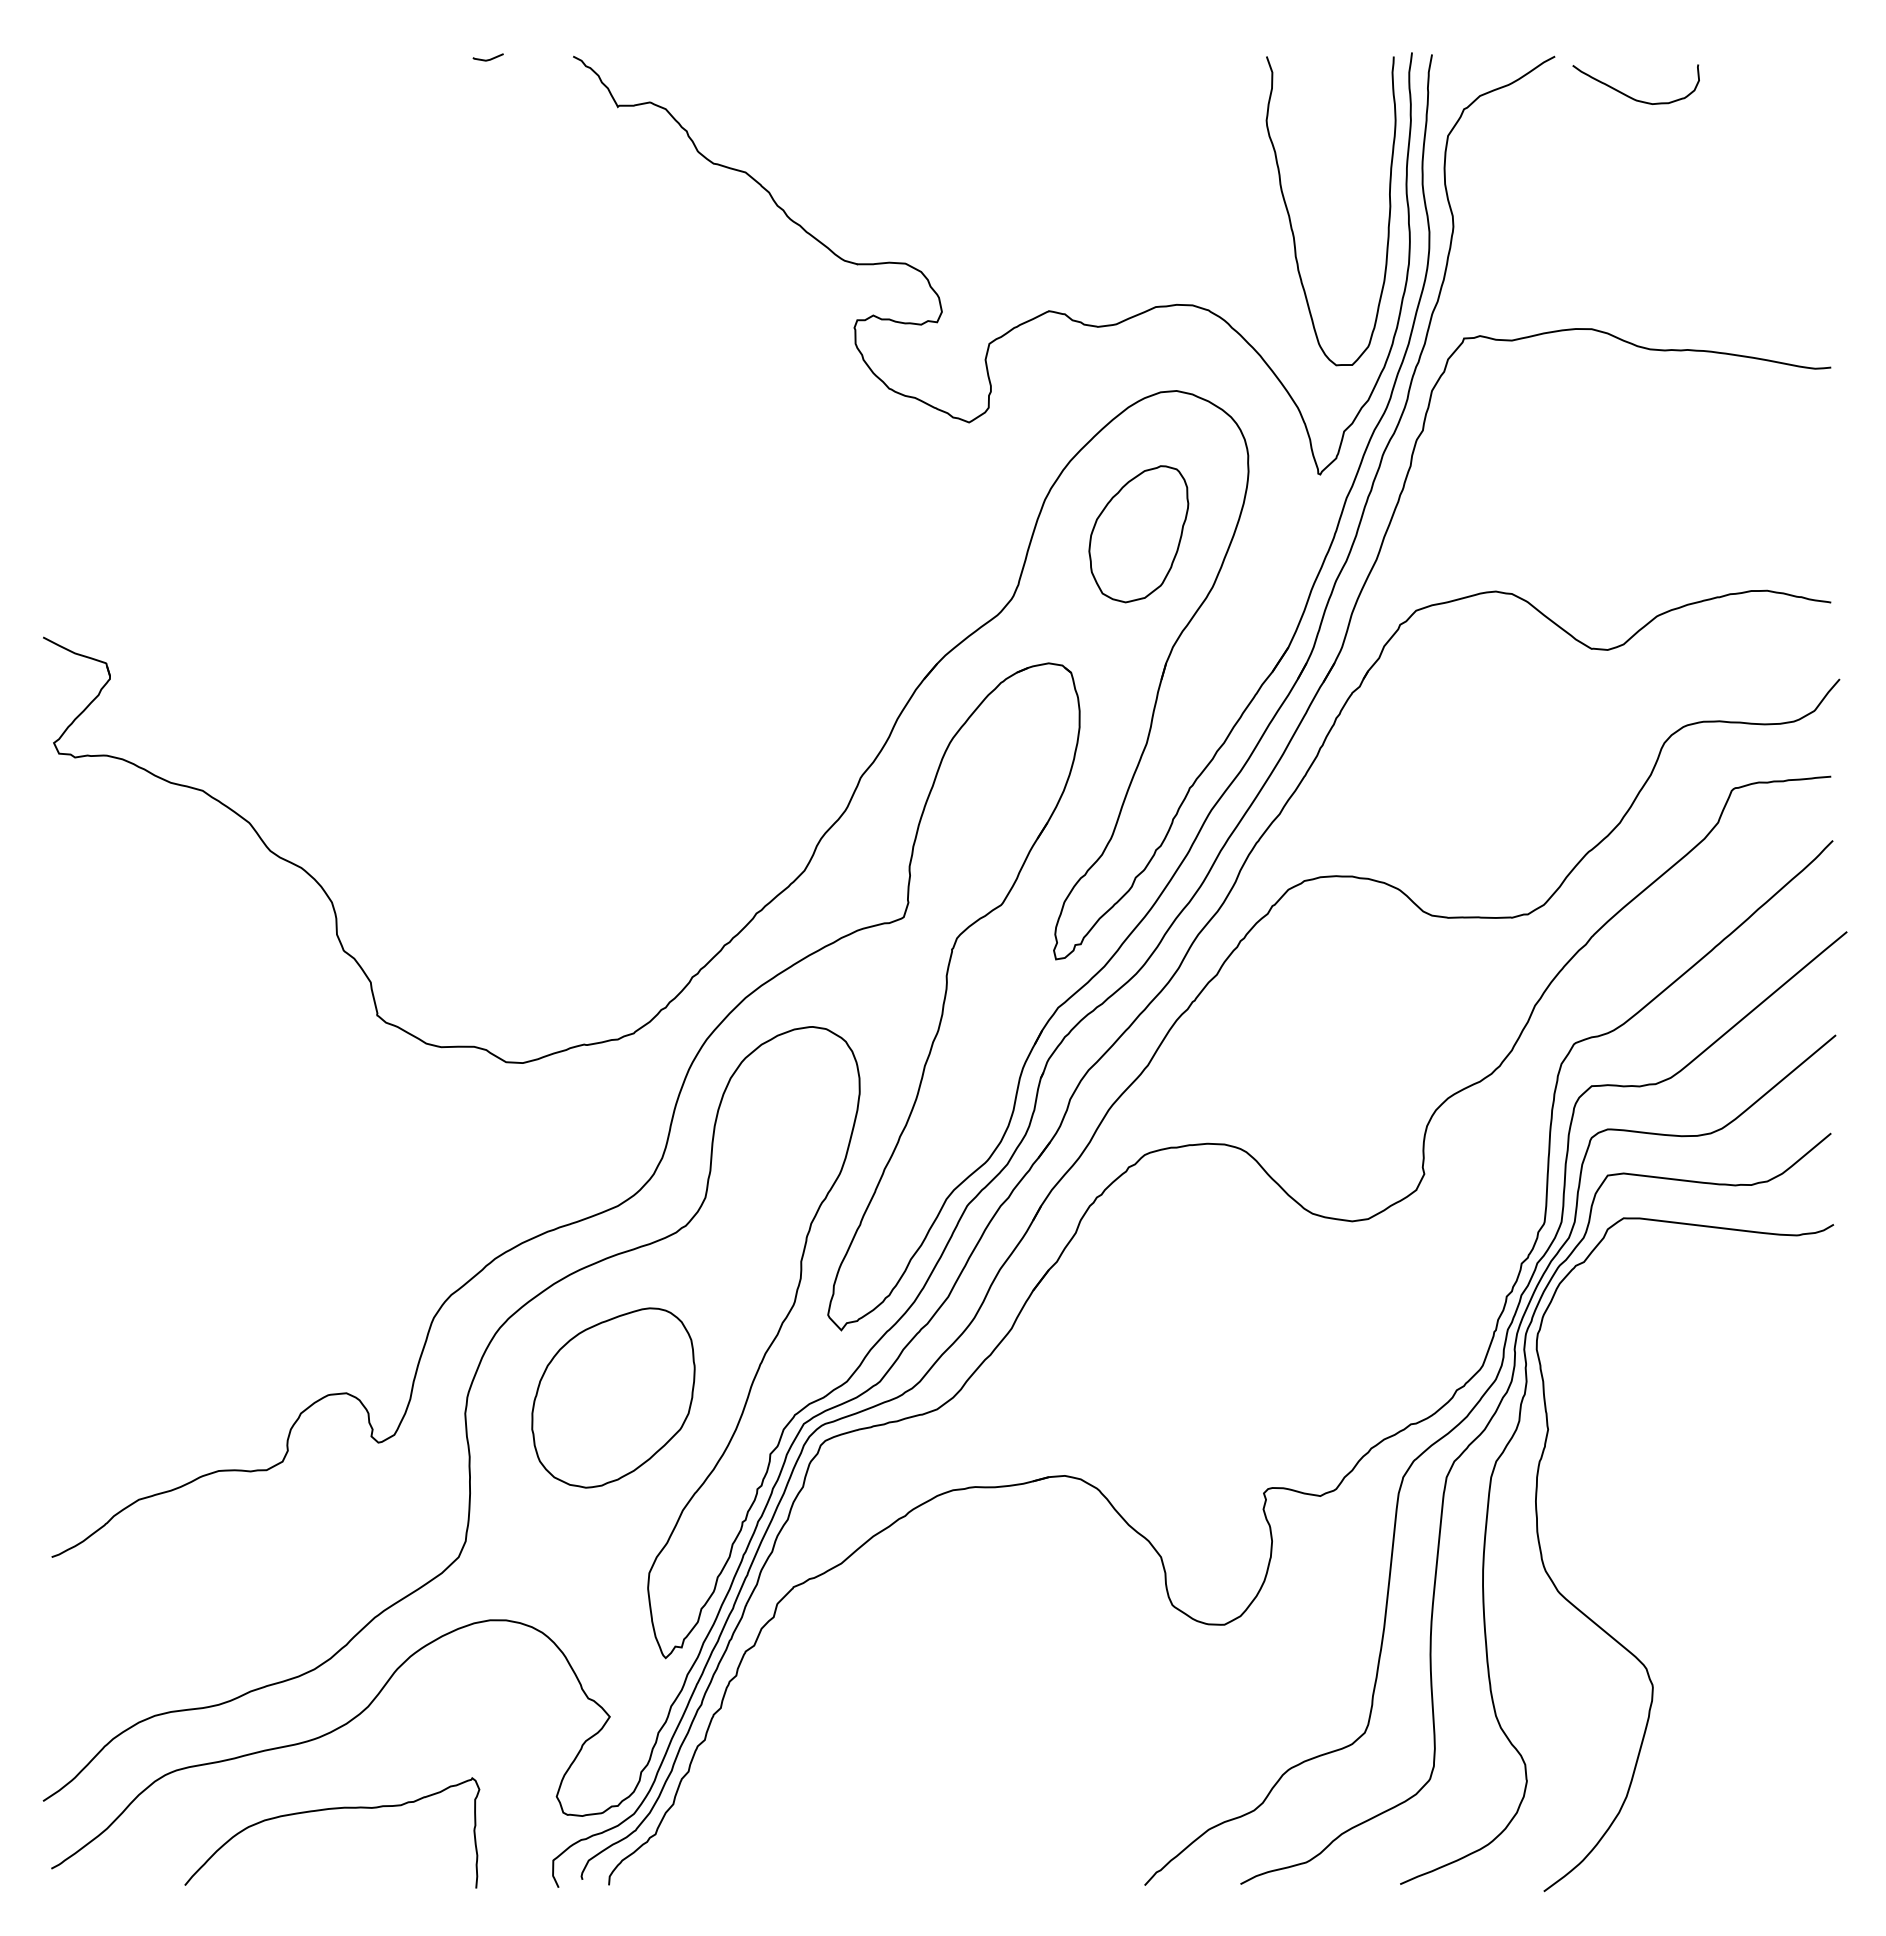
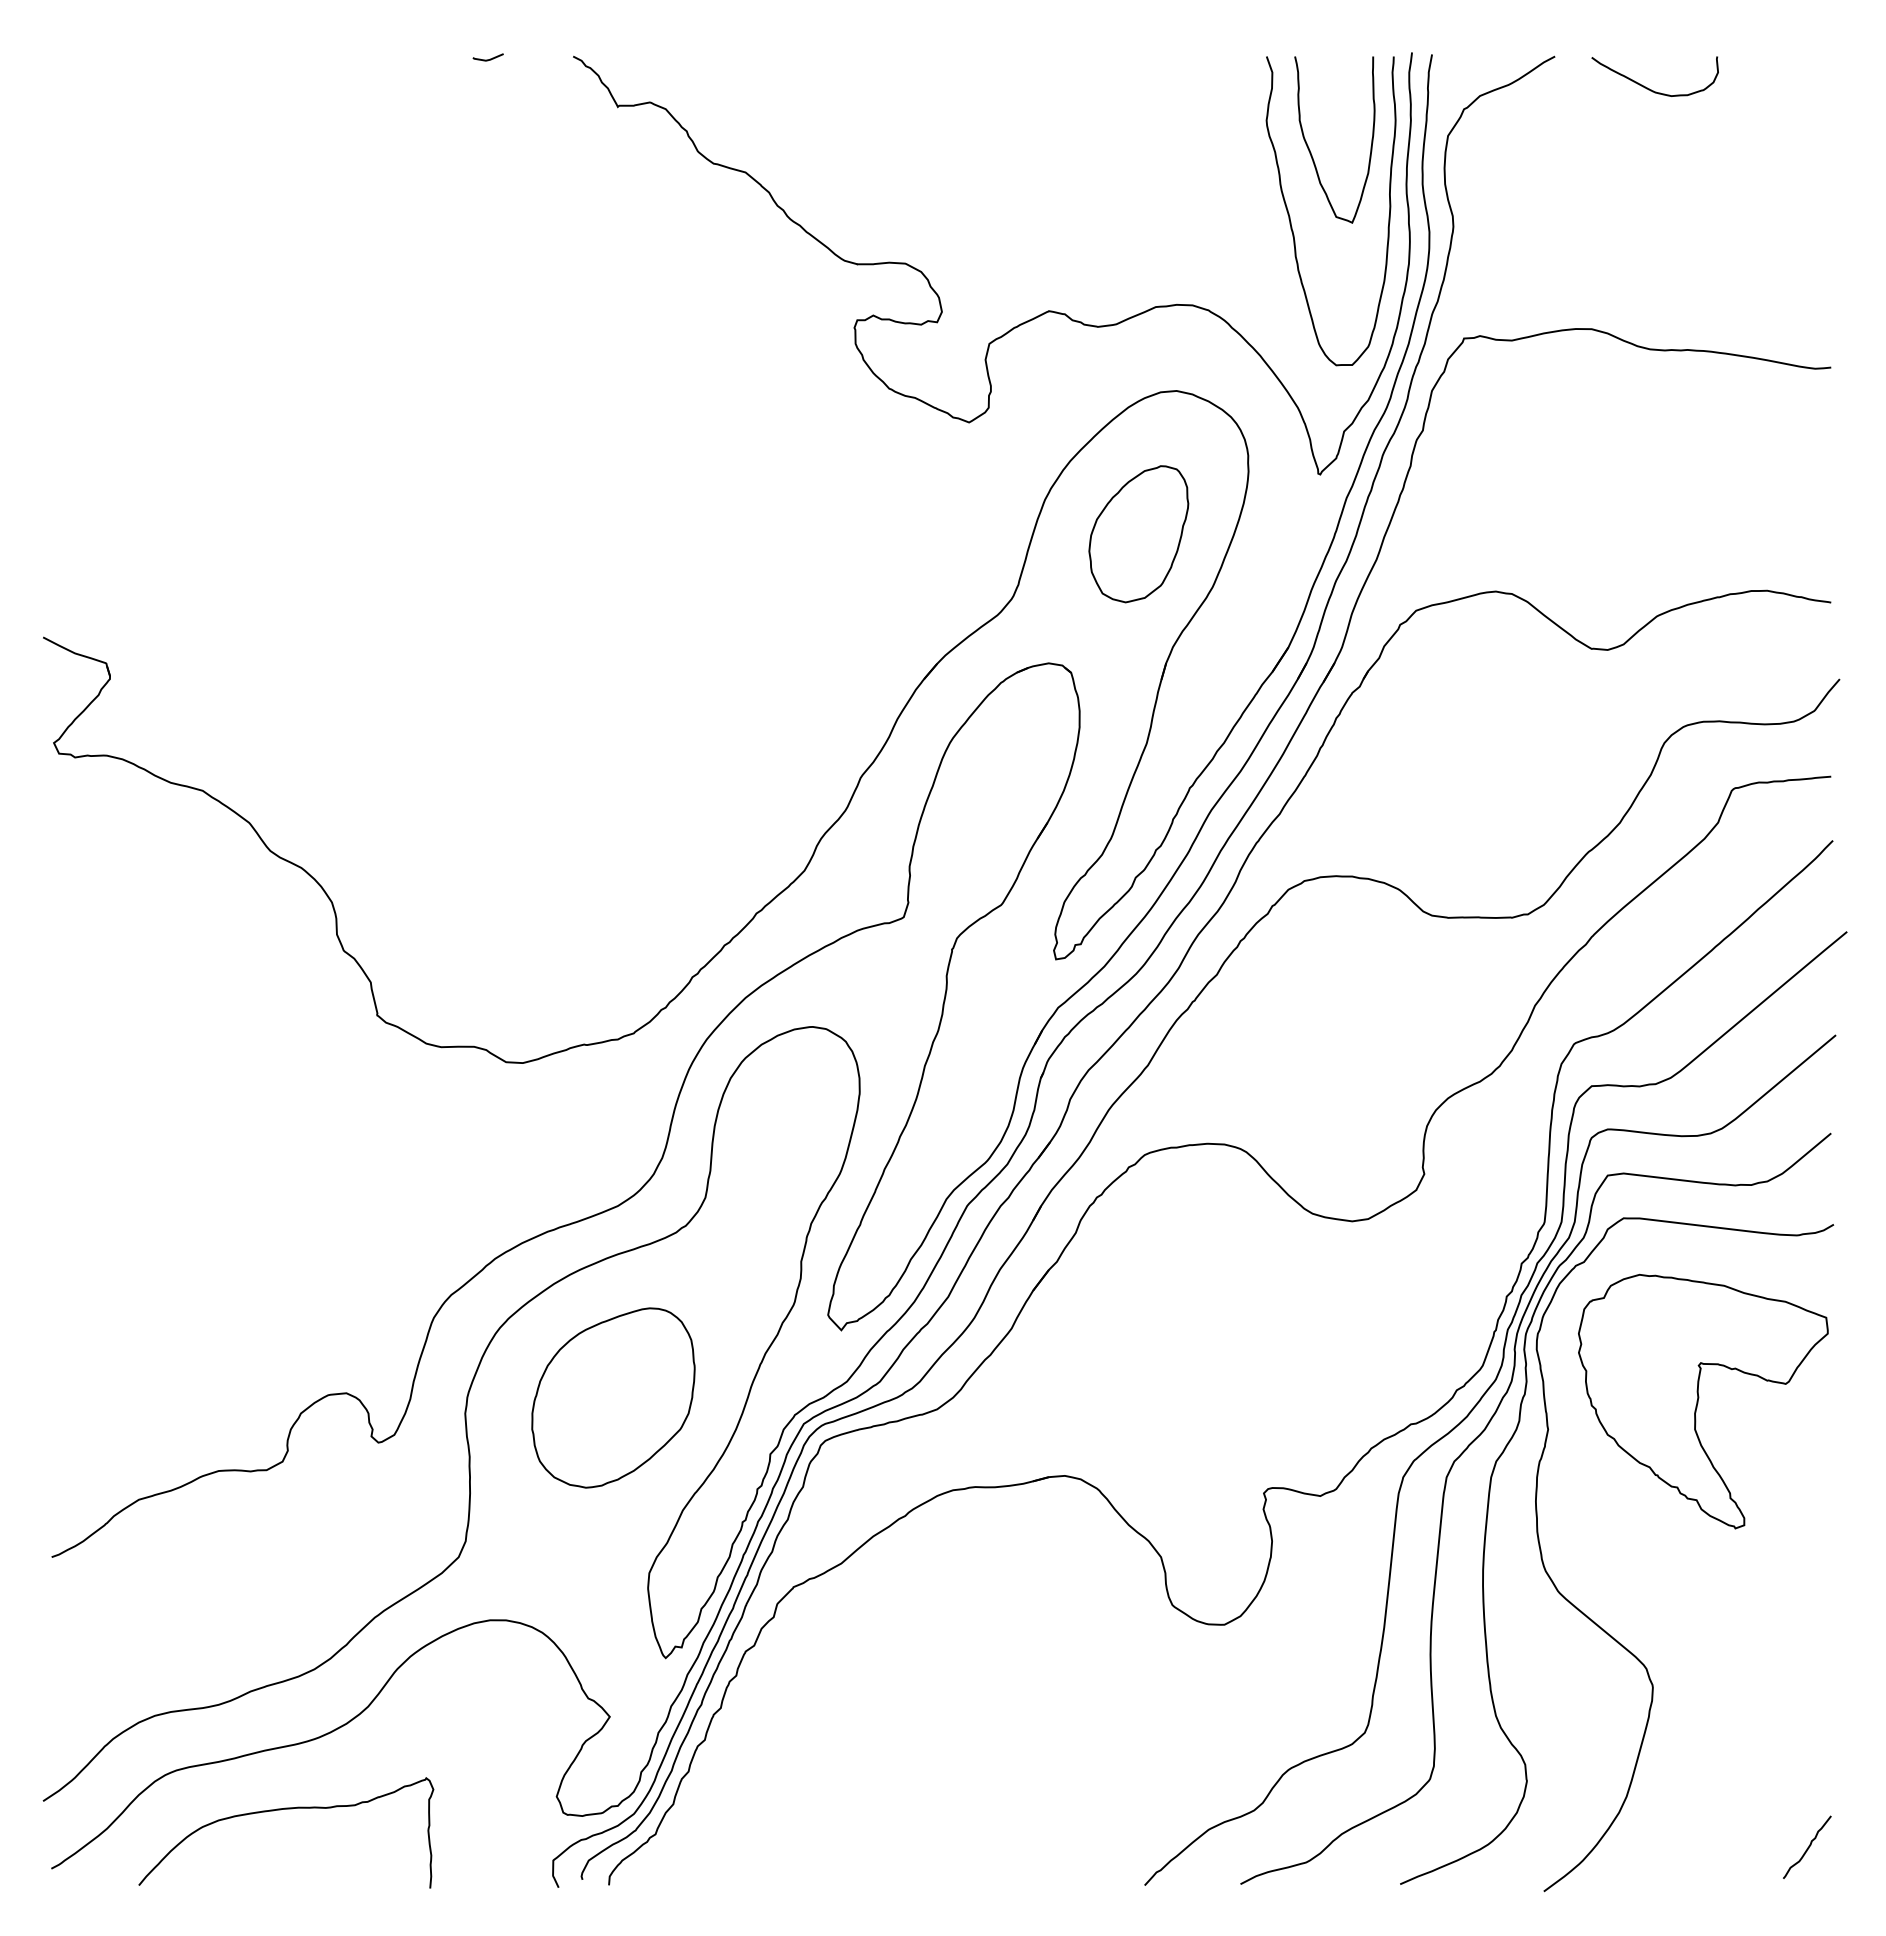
curve position: (1630, 96) -> (1649, 88) (1649, 88)
curve: none -> present (1309, 147)
part: none -> present (1703, 1401)
curve position: (326, 1810) -> (280, 1810) (280, 1810)
curve: none -> present (1808, 1846)
